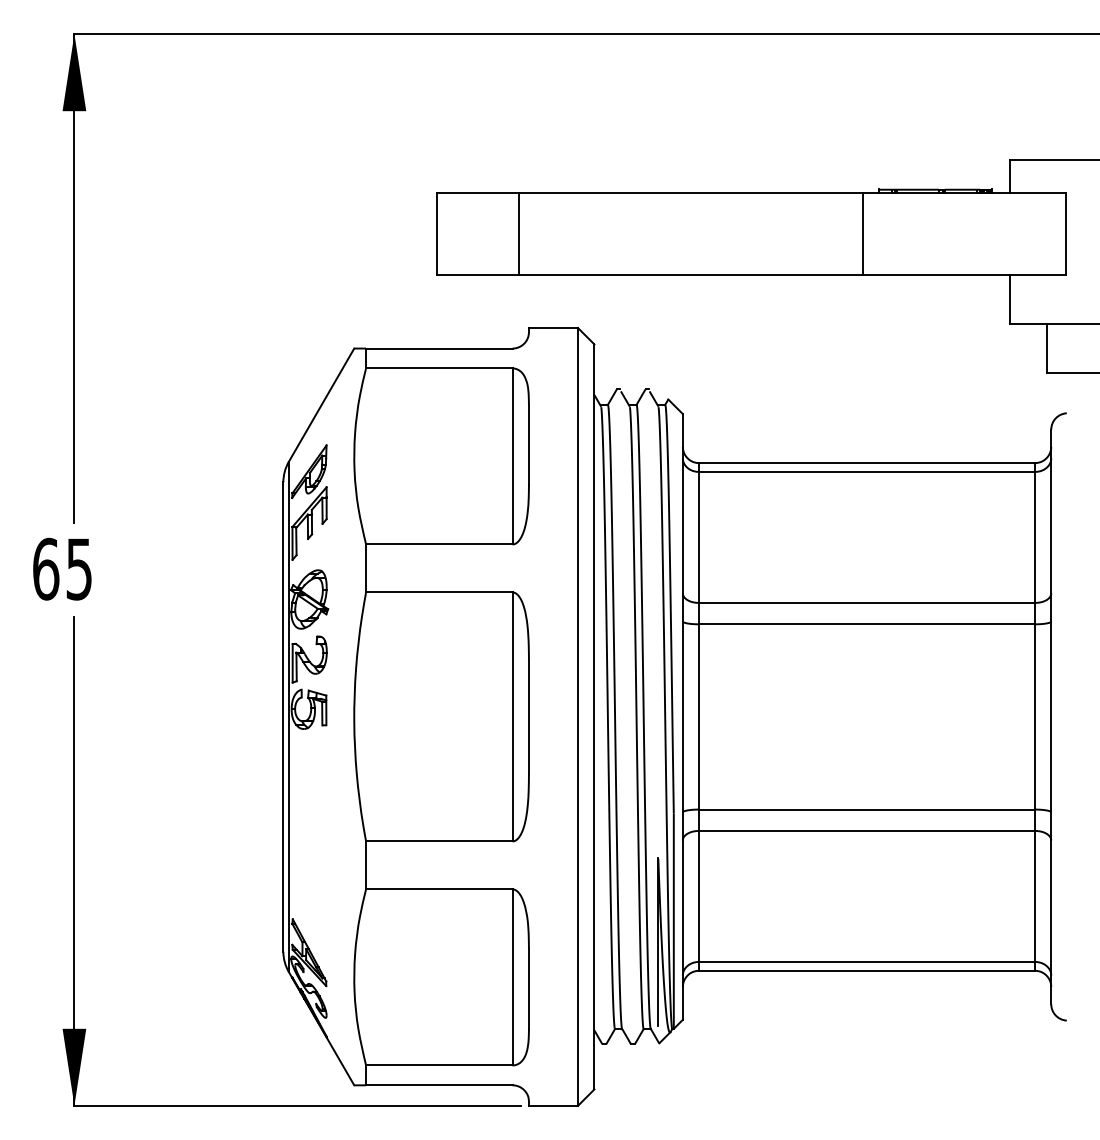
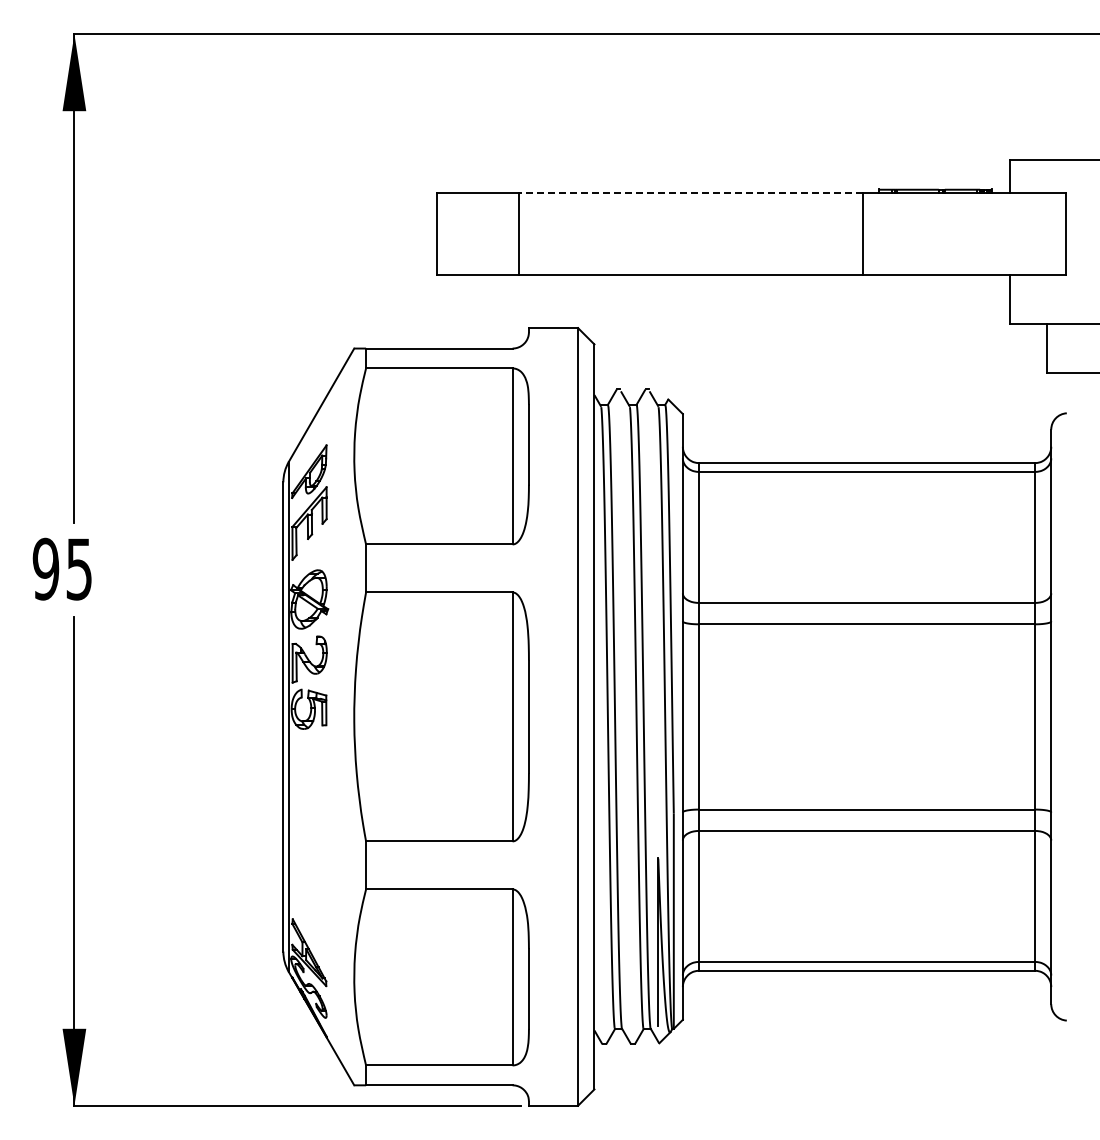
line: solid -> dashed (691, 193)
text: 65 -> 95 (45, 568)
